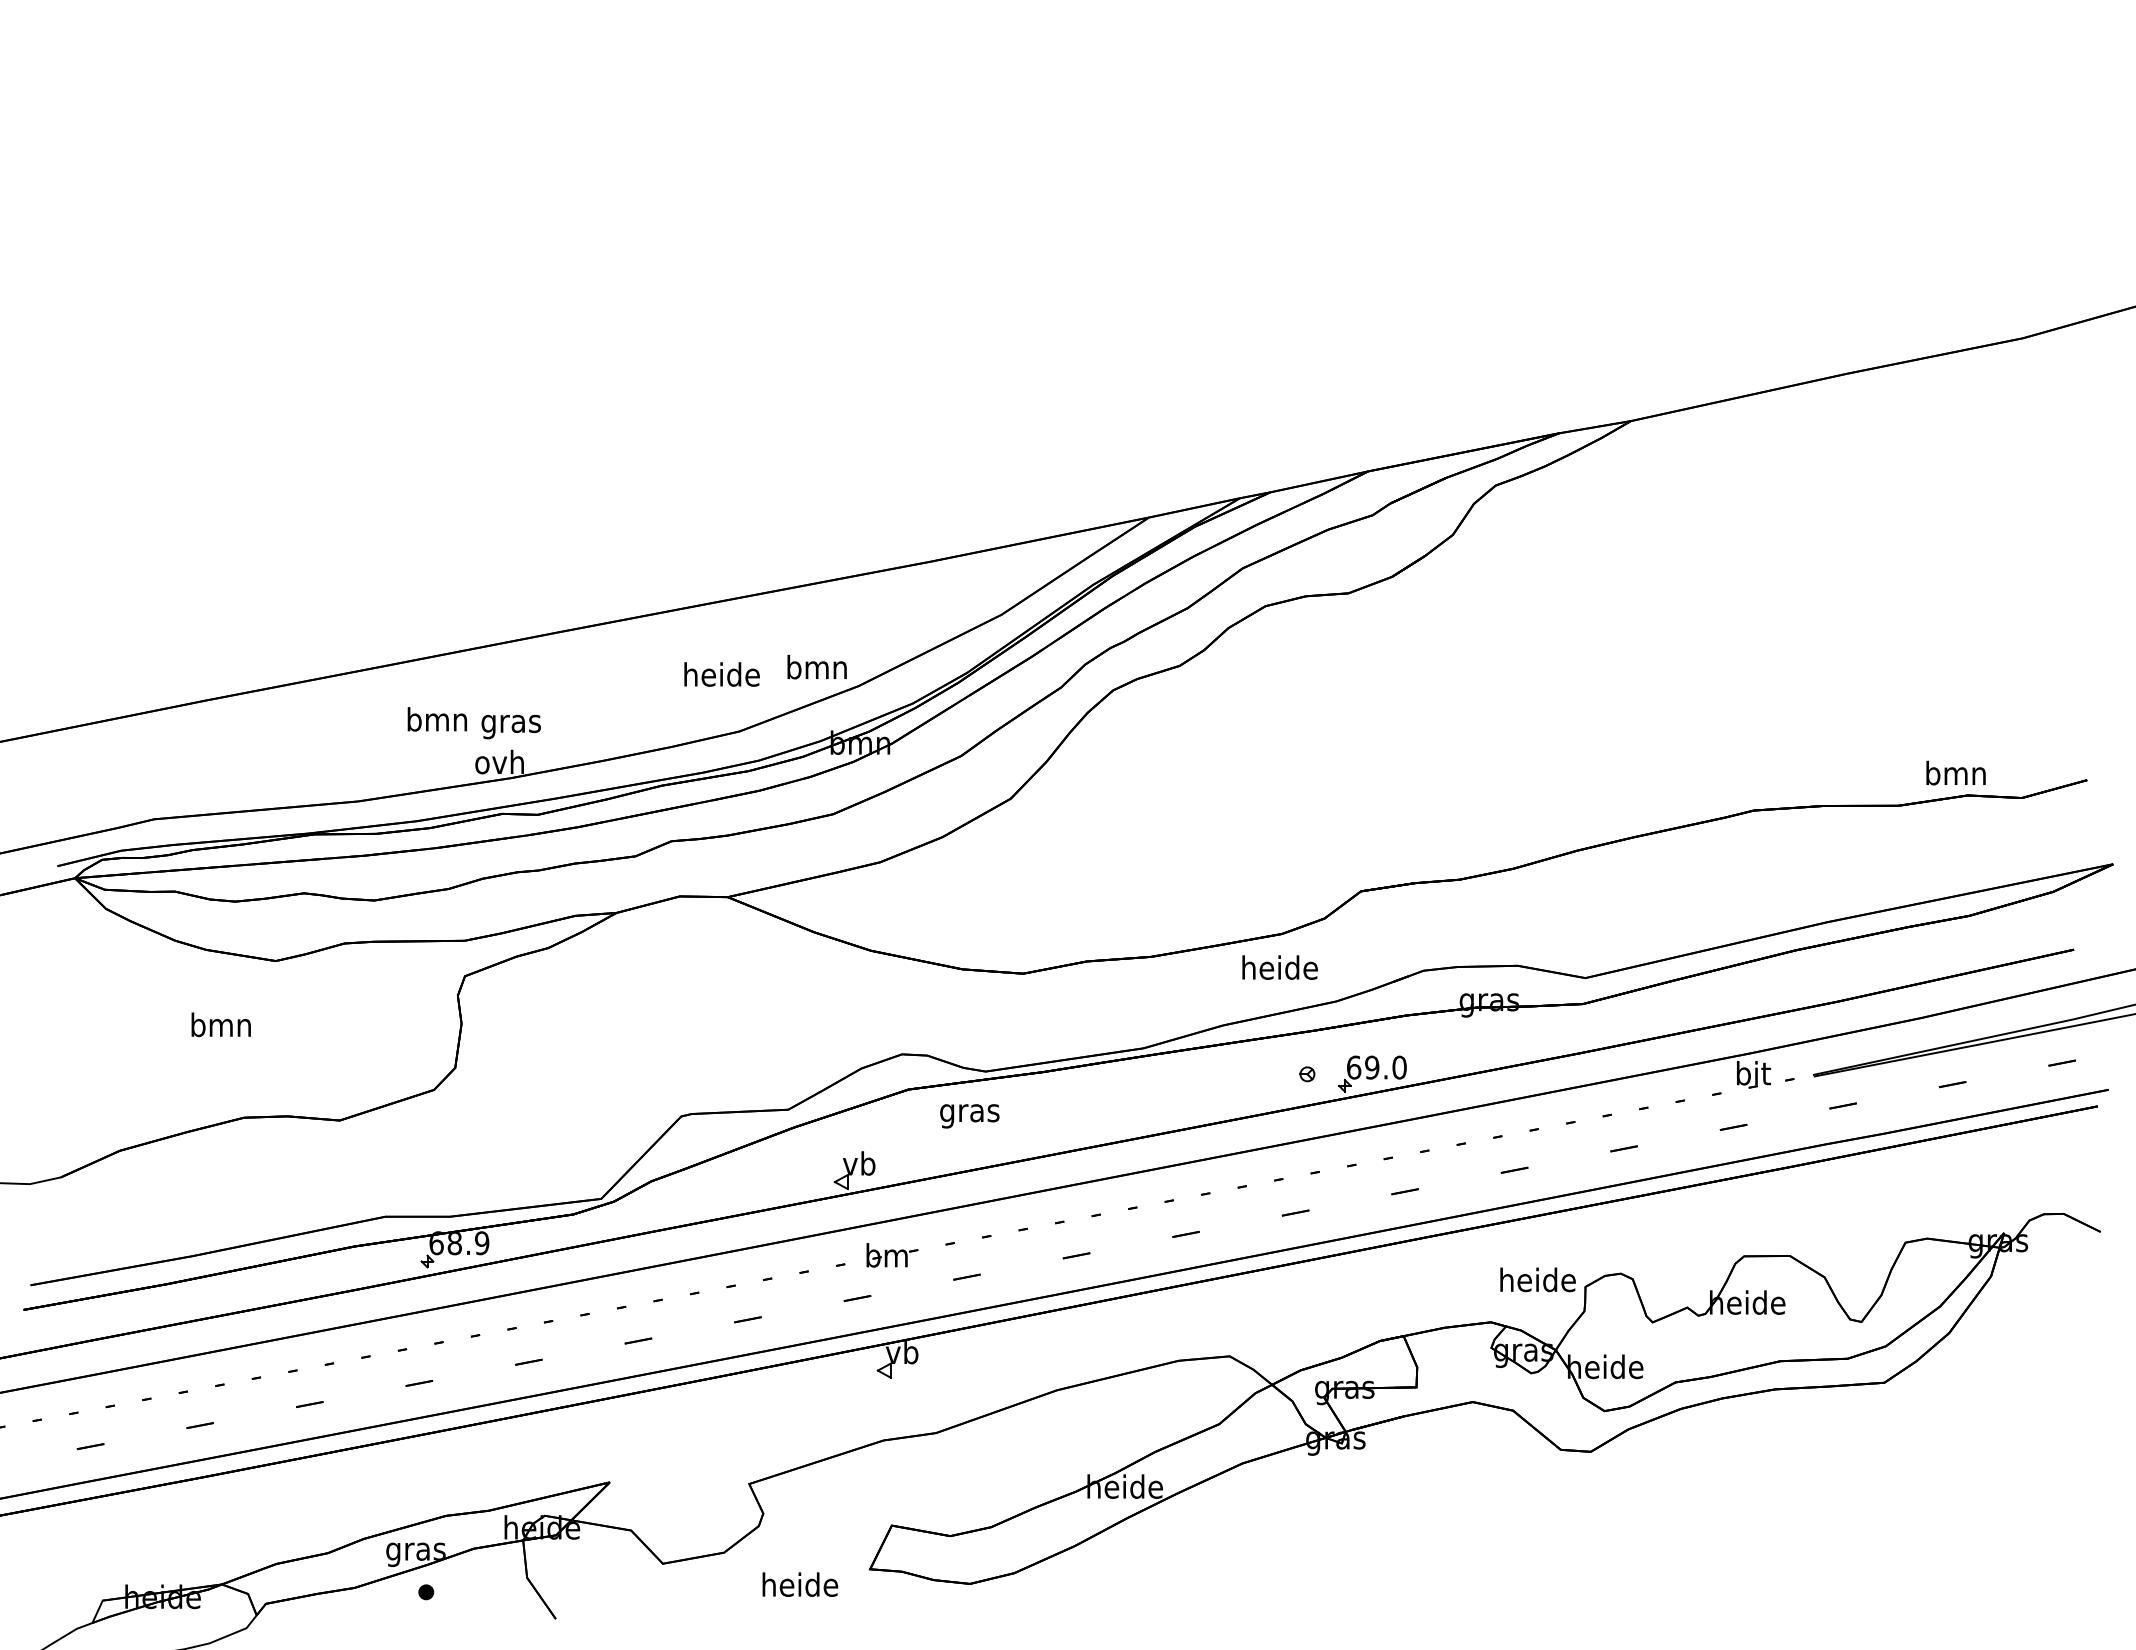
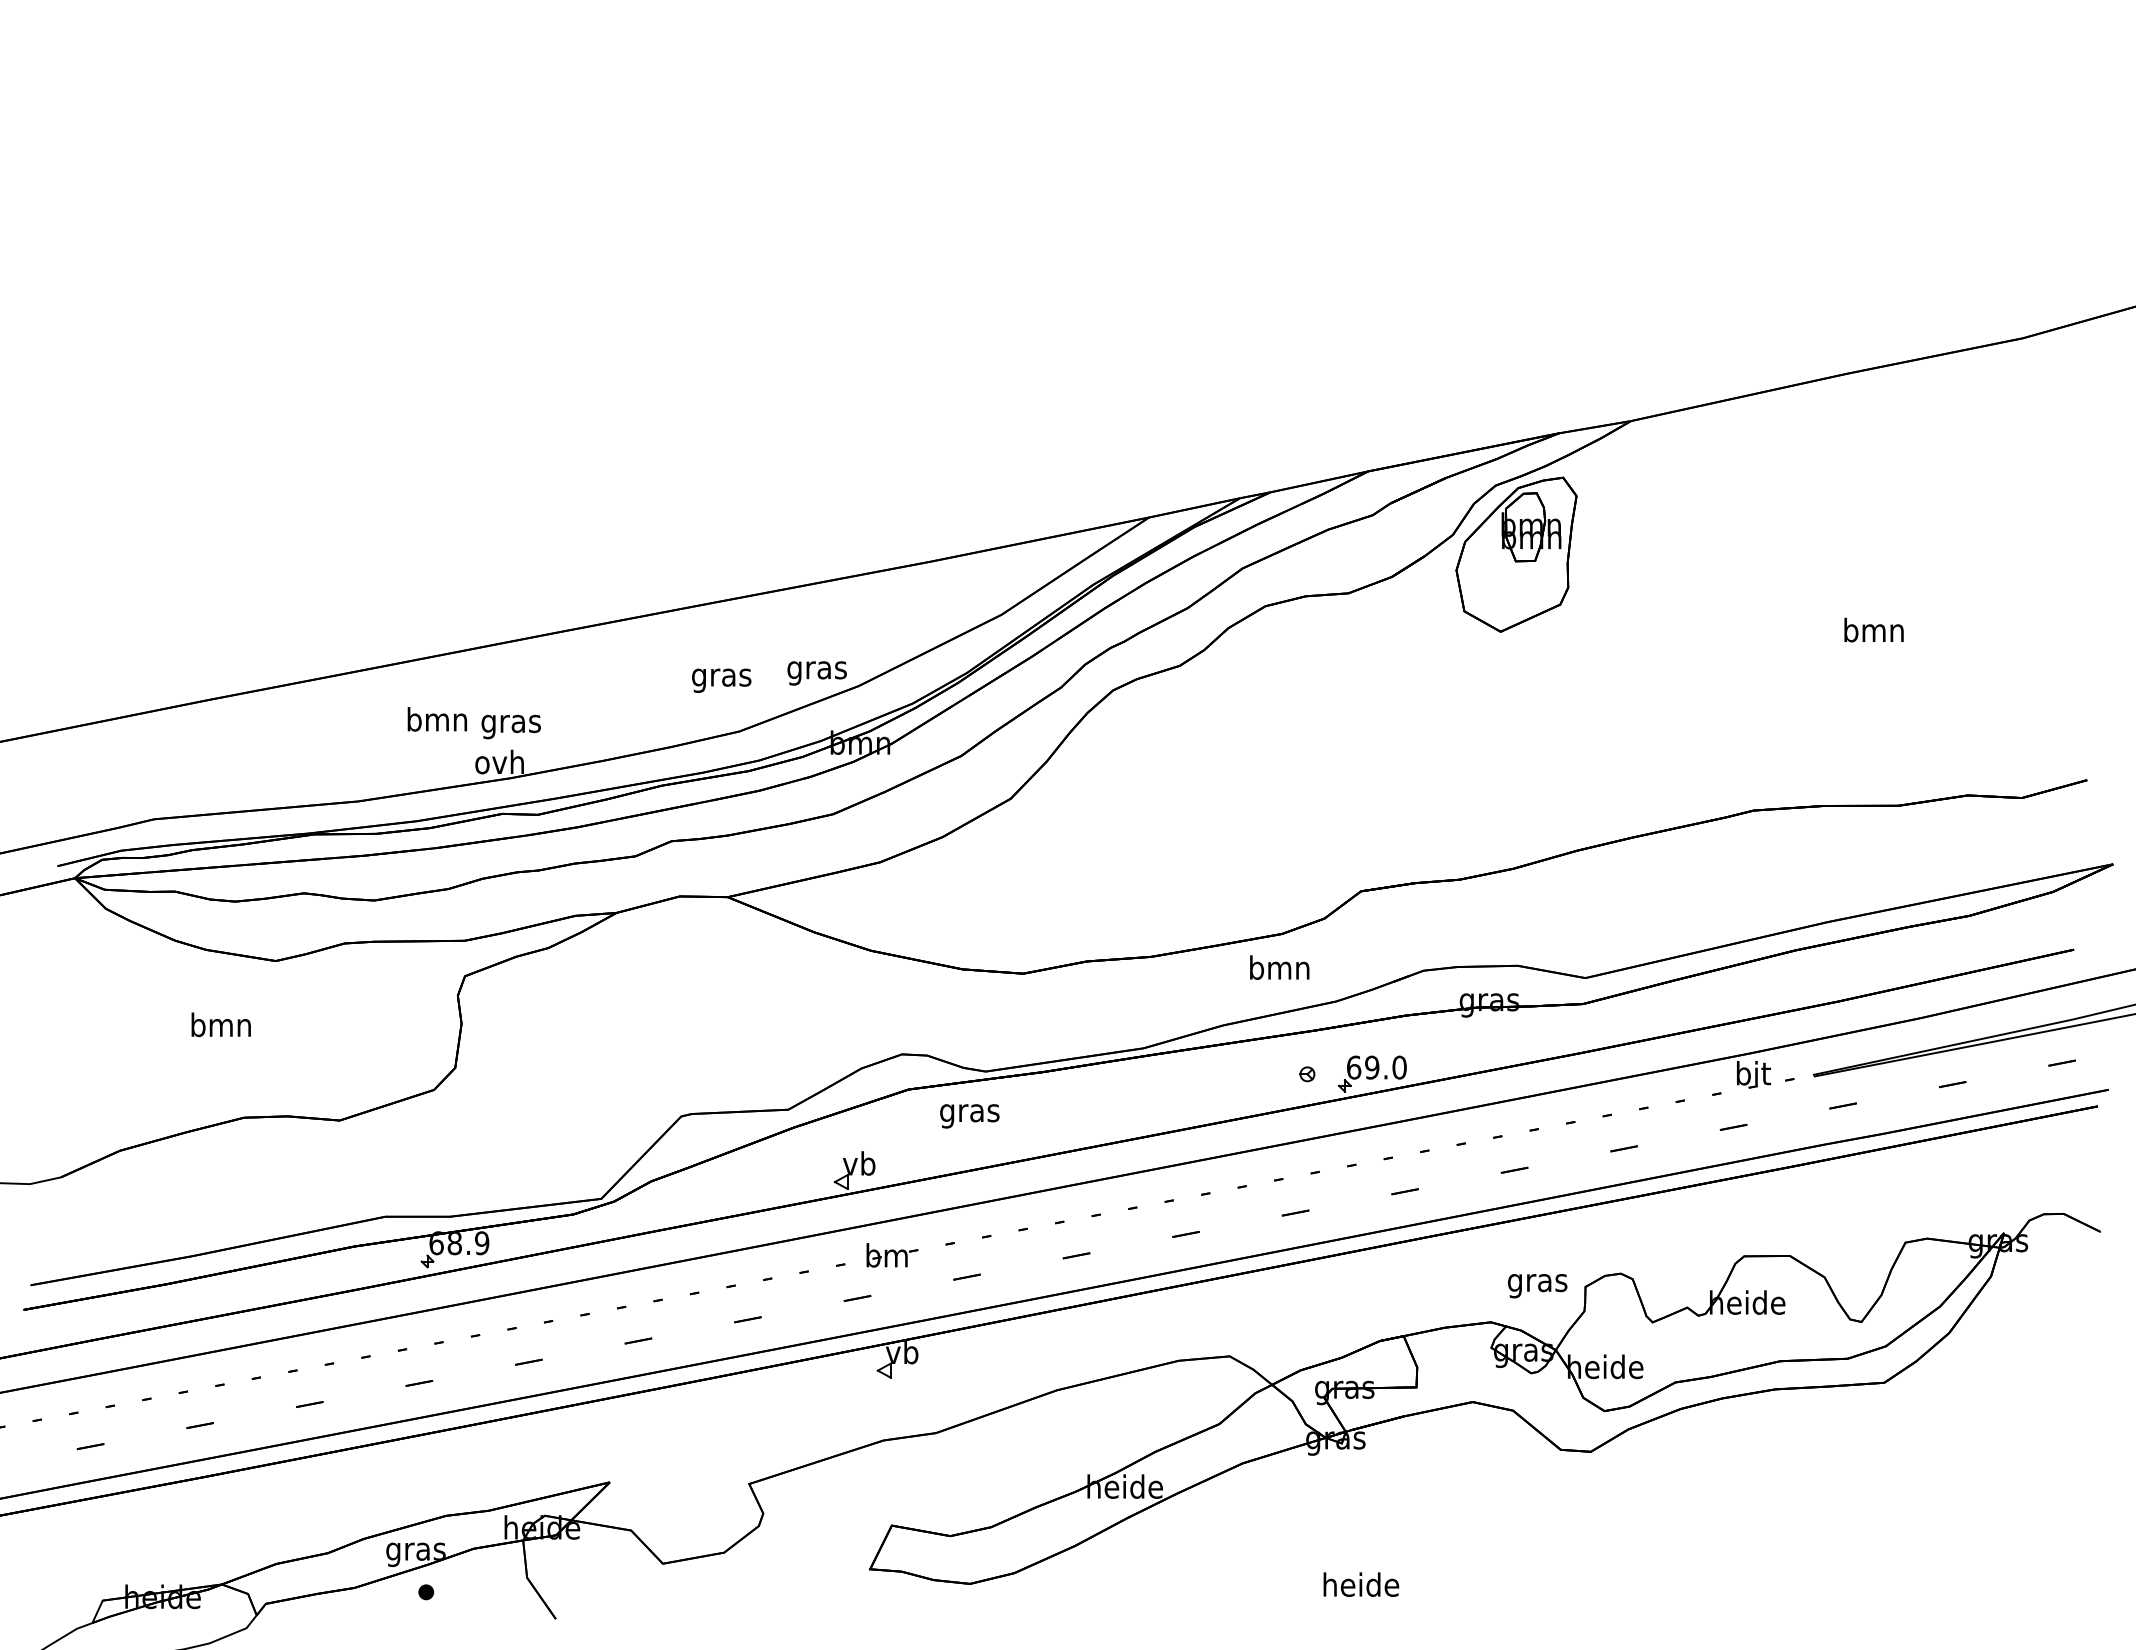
part: none -> present (1516, 554)
text: bmn -> gras (816, 669)
text: heide -> gras (721, 677)
text position: (1955, 772) -> (1873, 629) (1873, 629)
text: heide -> bmn (1279, 967)
text: heide -> gras (1537, 1282)
text position: (800, 1584) -> (1361, 1584) (1361, 1584)
